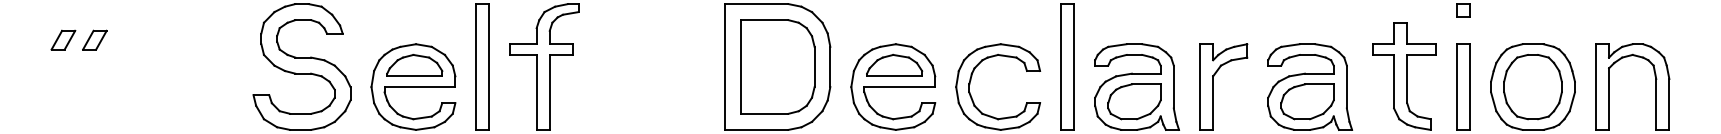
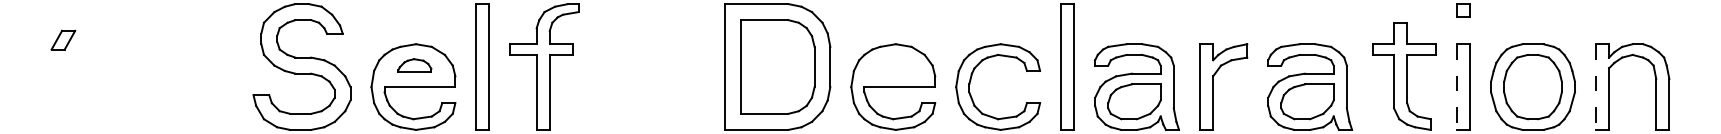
part: present -> none (94, 39)
part: present -> none (894, 64)
part size: 58x23 px -> 36x15 px (414, 65)
line: solid -> dashed (1456, 87)
line: solid -> dashed (1595, 87)
